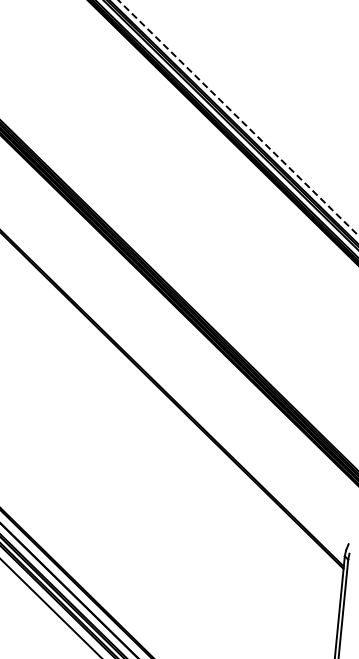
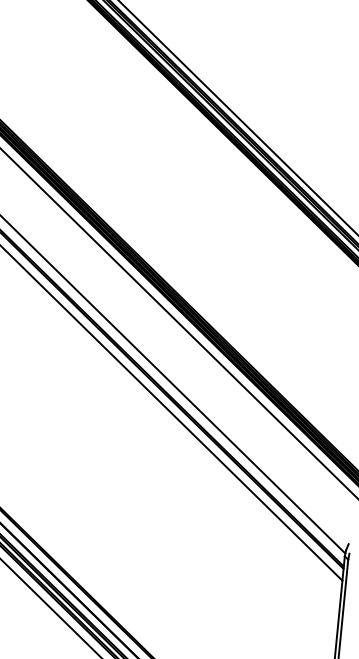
line: dashed -> solid (239, 118)
line: none -> present (178, 323)
line: none -> present (173, 385)
line: none -> present (172, 413)
